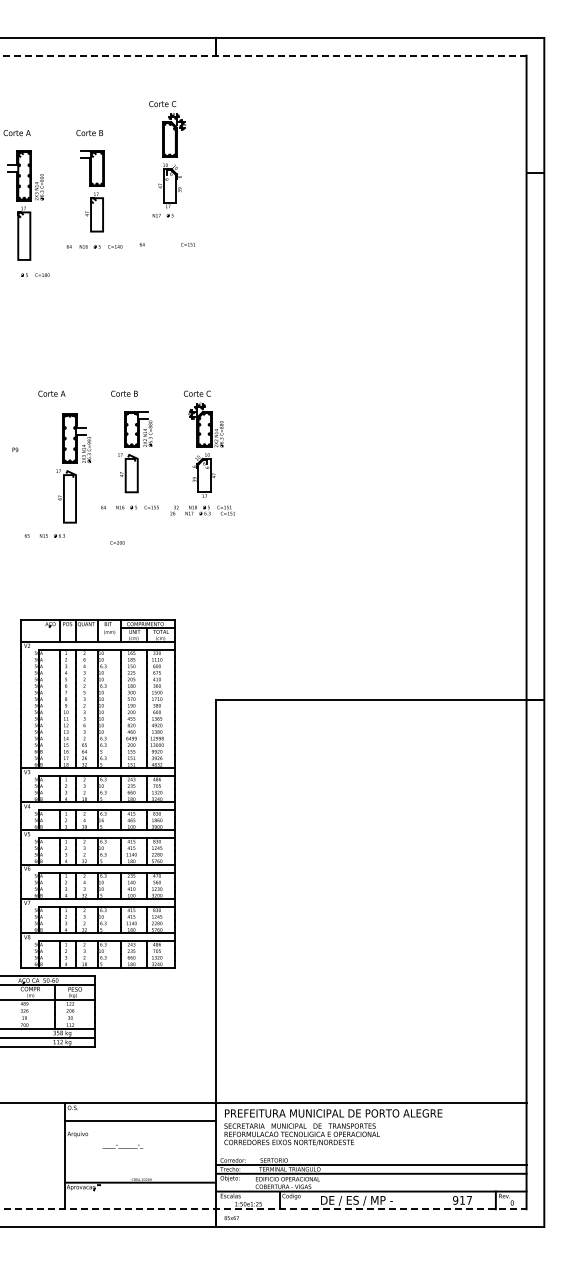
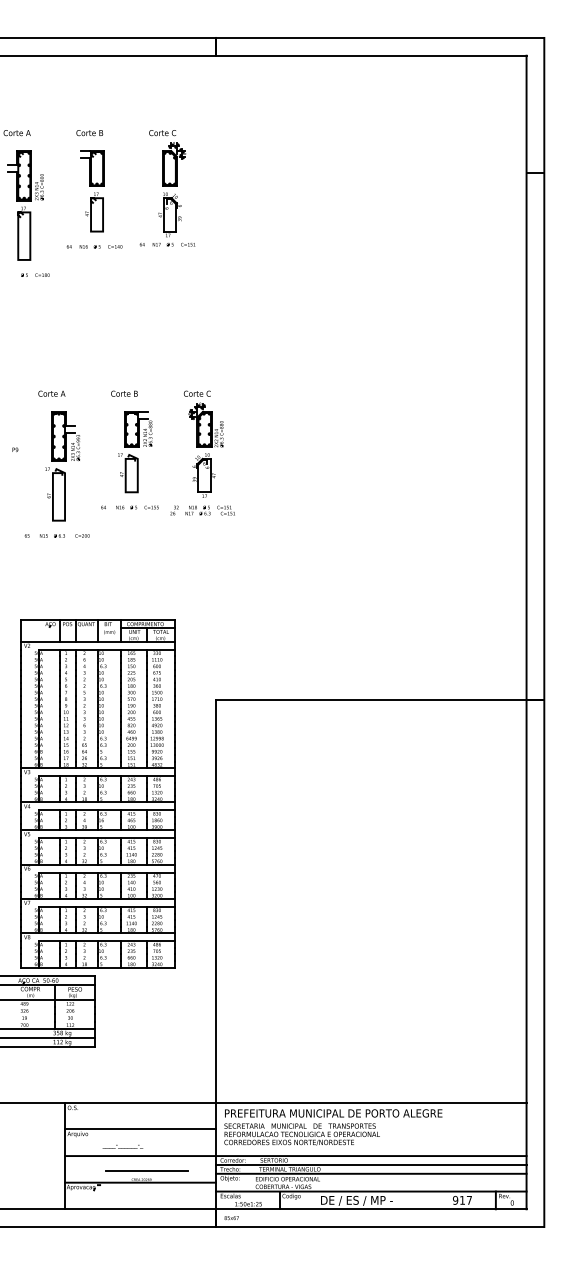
line: dashed -> solid (263, 55)
part position: (167, 159) -> (167, 188) (167, 188)
part position: (73, 468) -> (62, 466) (62, 466)
text position: (117, 542) -> (82, 535) (82, 535)
line position: (140, 1121) -> (140, 1129) (140, 1129)
line: none -> present (295, 1156)
line: none -> present (147, 1171)
line: dashed -> solid (263, 1209)
